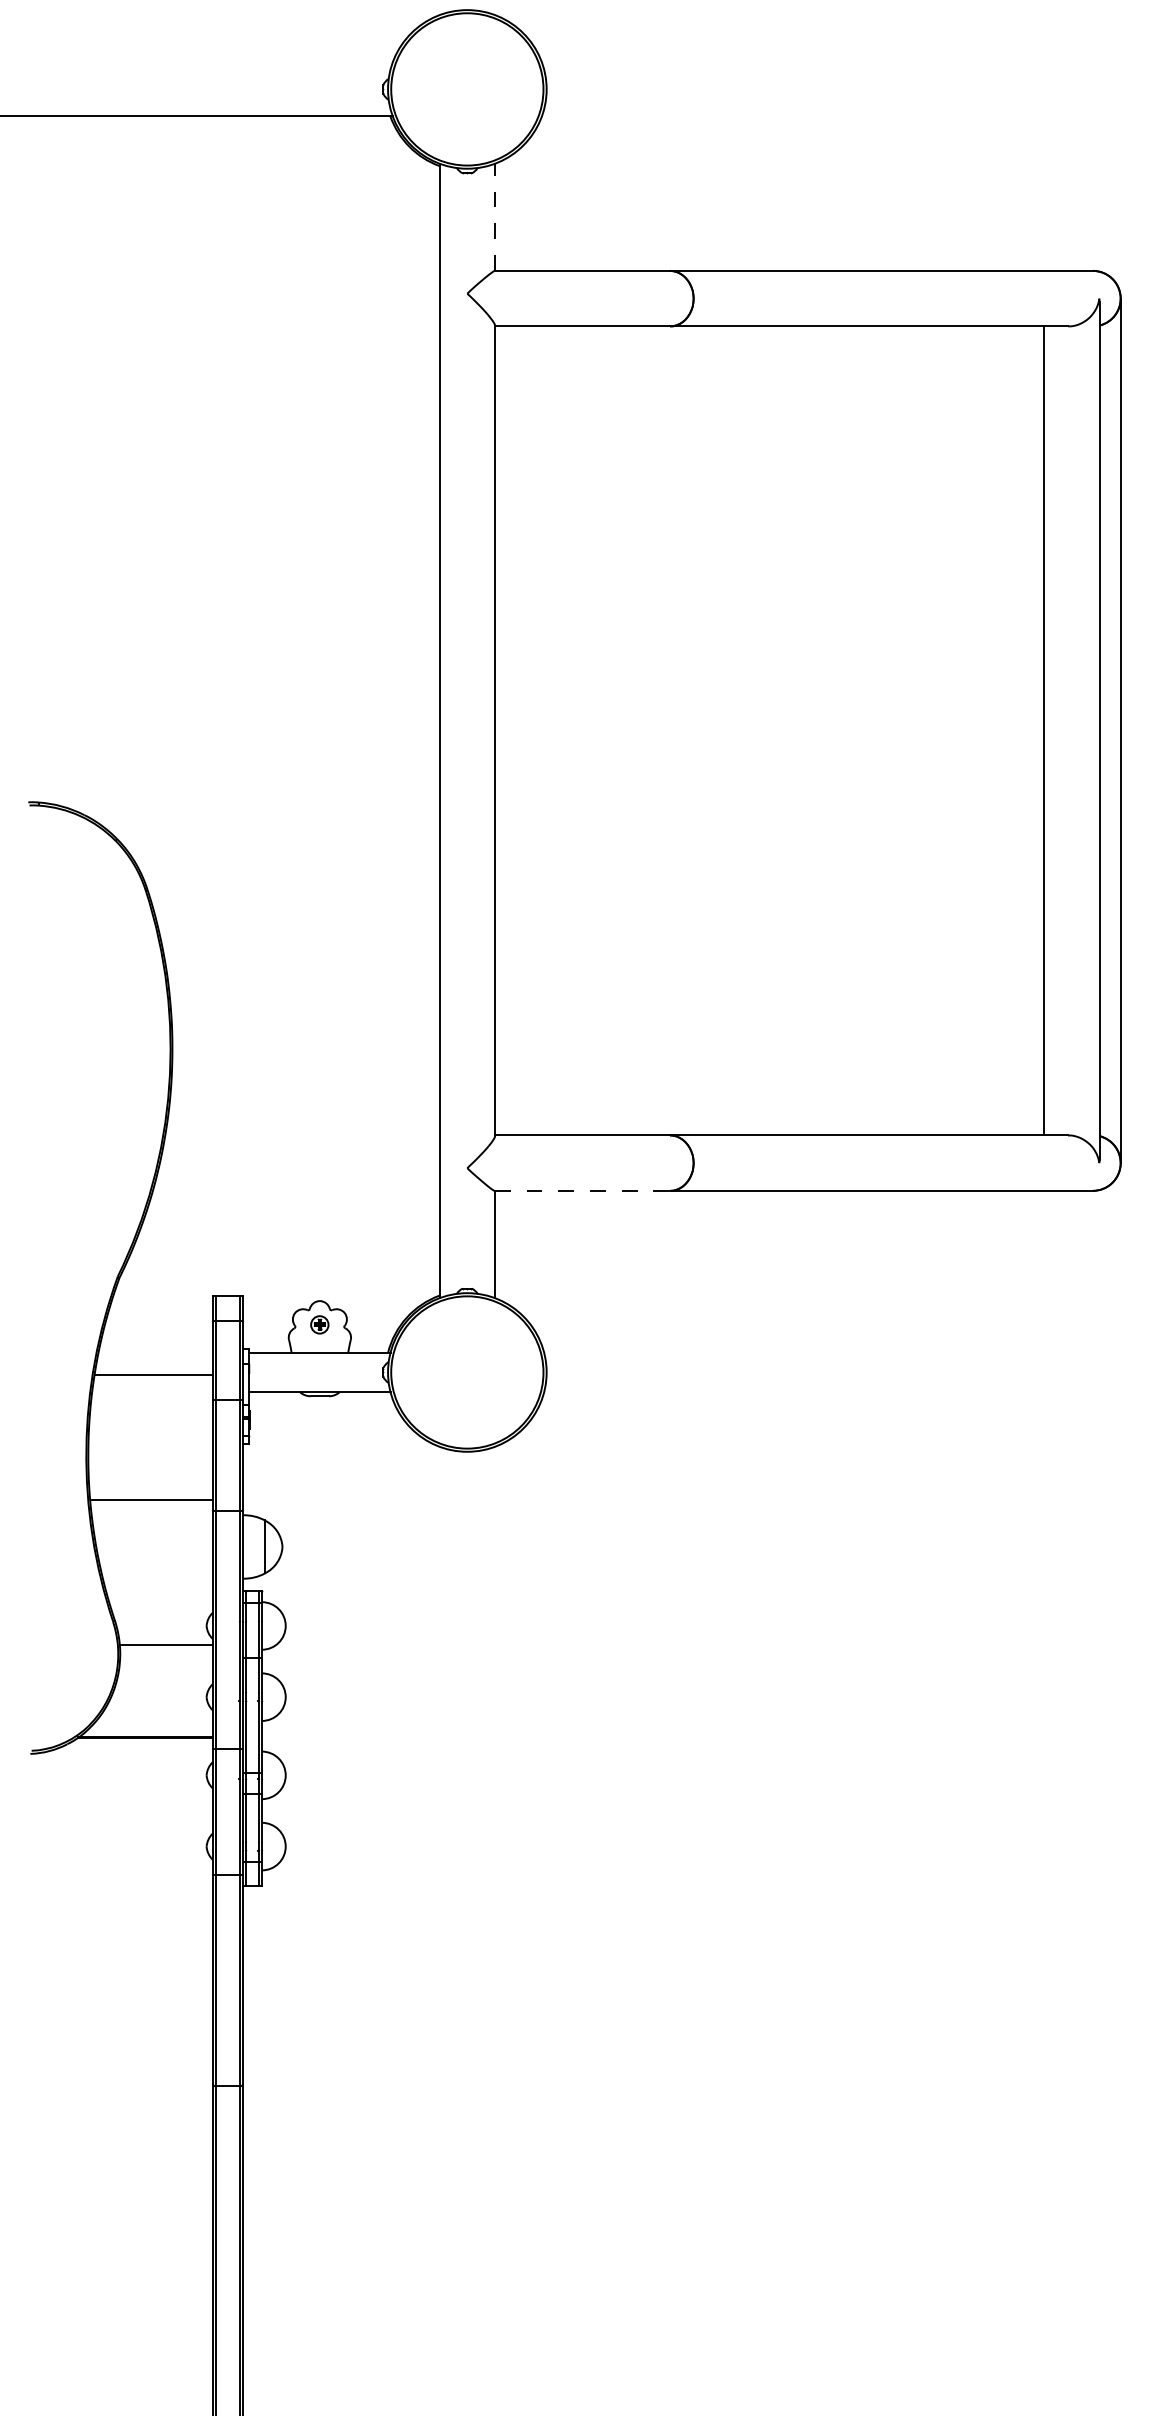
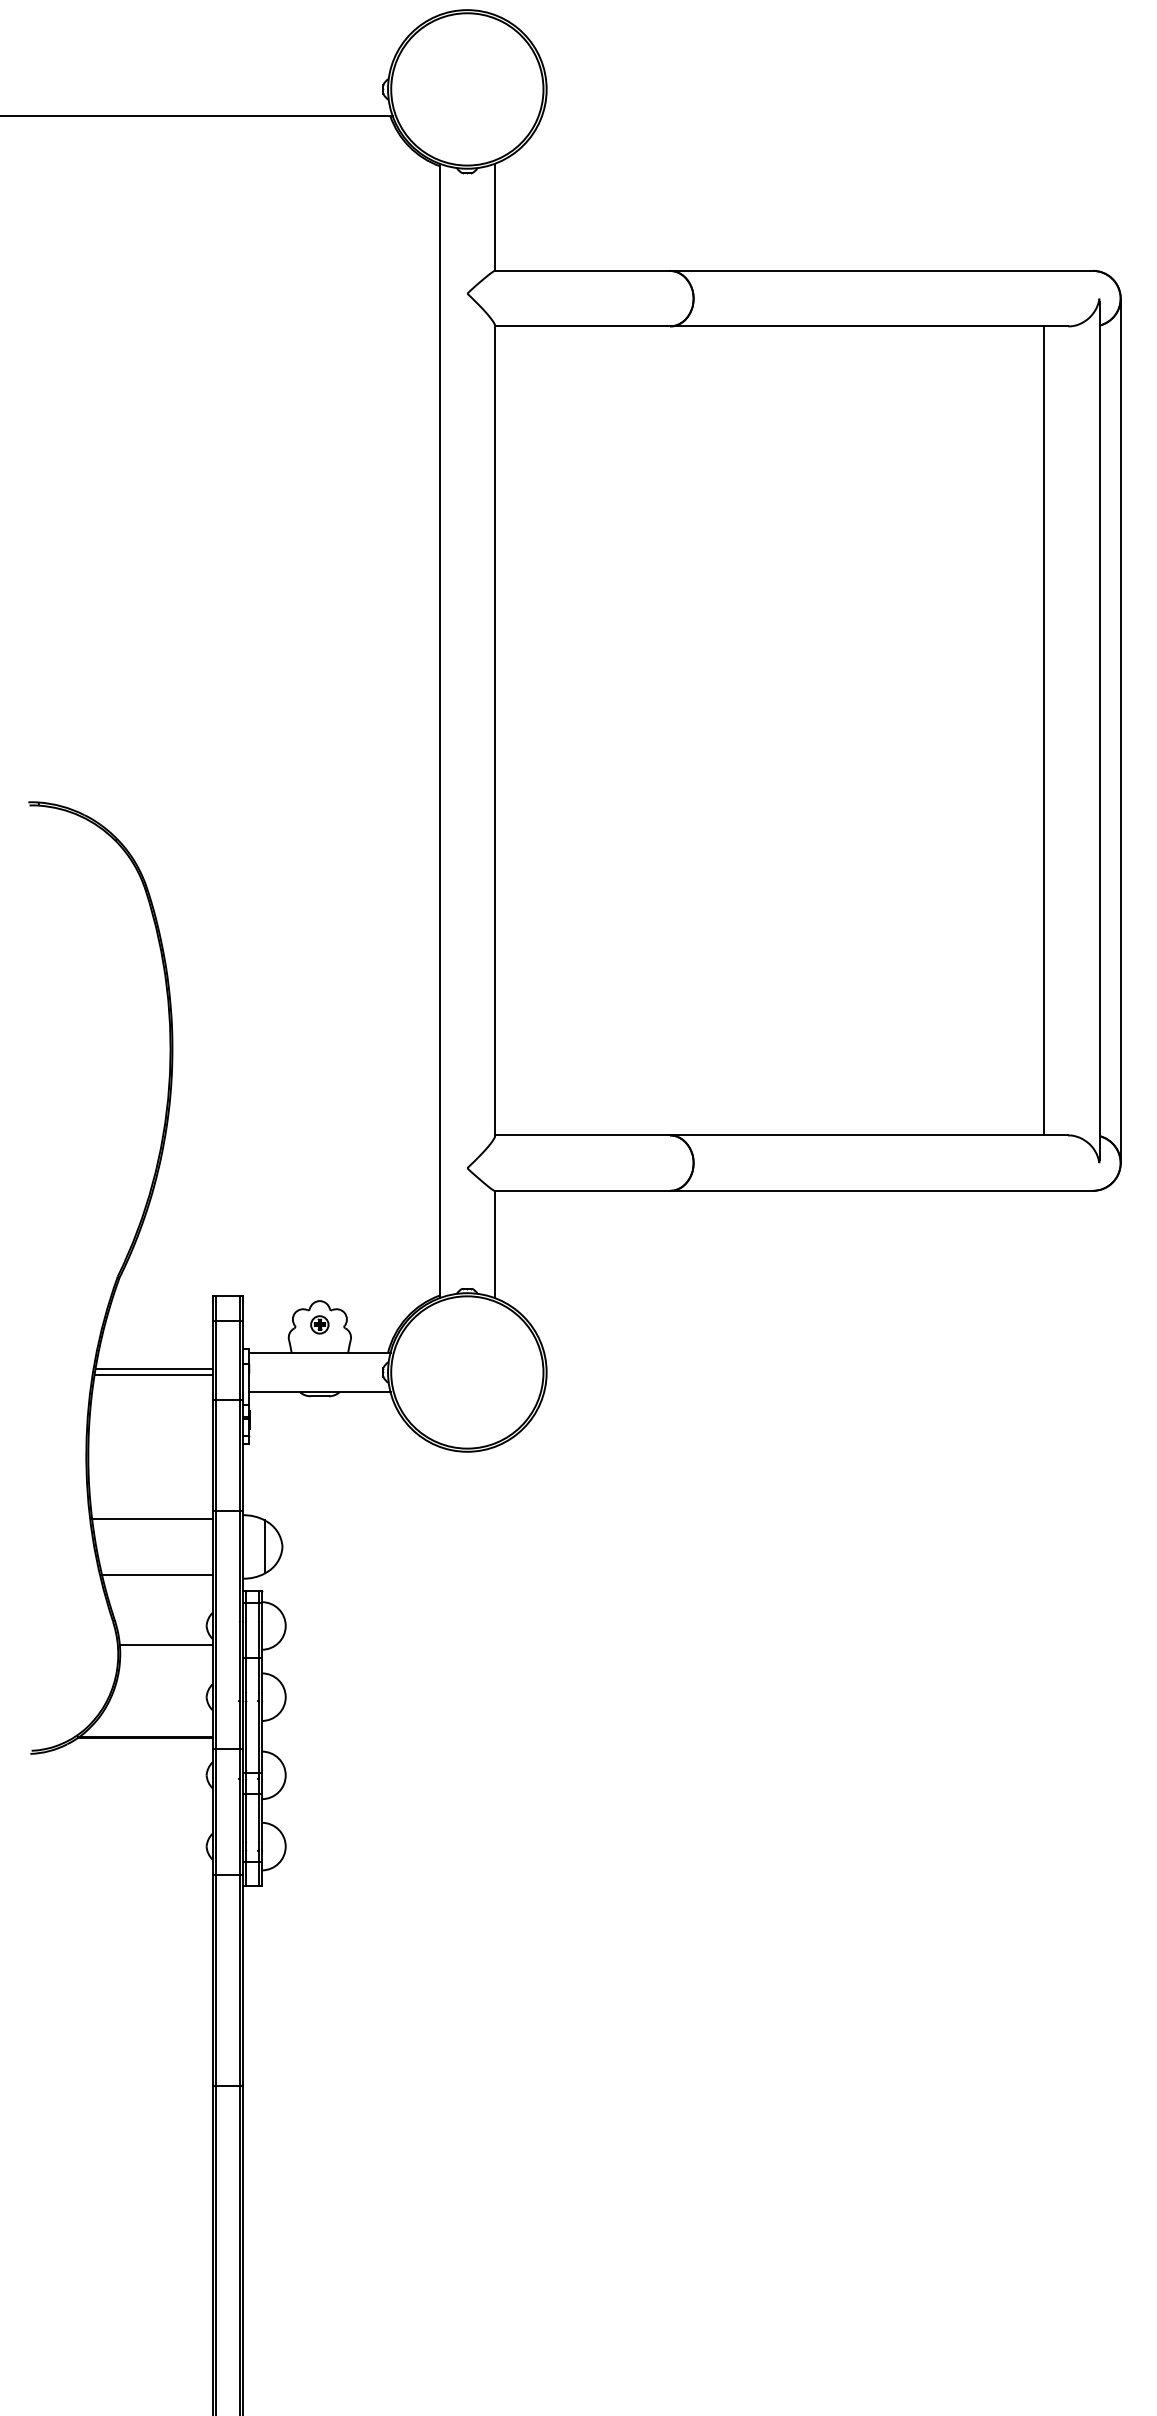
line: dashed -> solid (495, 217)
line: dashed -> solid (582, 1190)
line: none -> present (153, 1369)
line position: (152, 1500) -> (152, 1519) (152, 1519)
line: none -> present (157, 1574)
